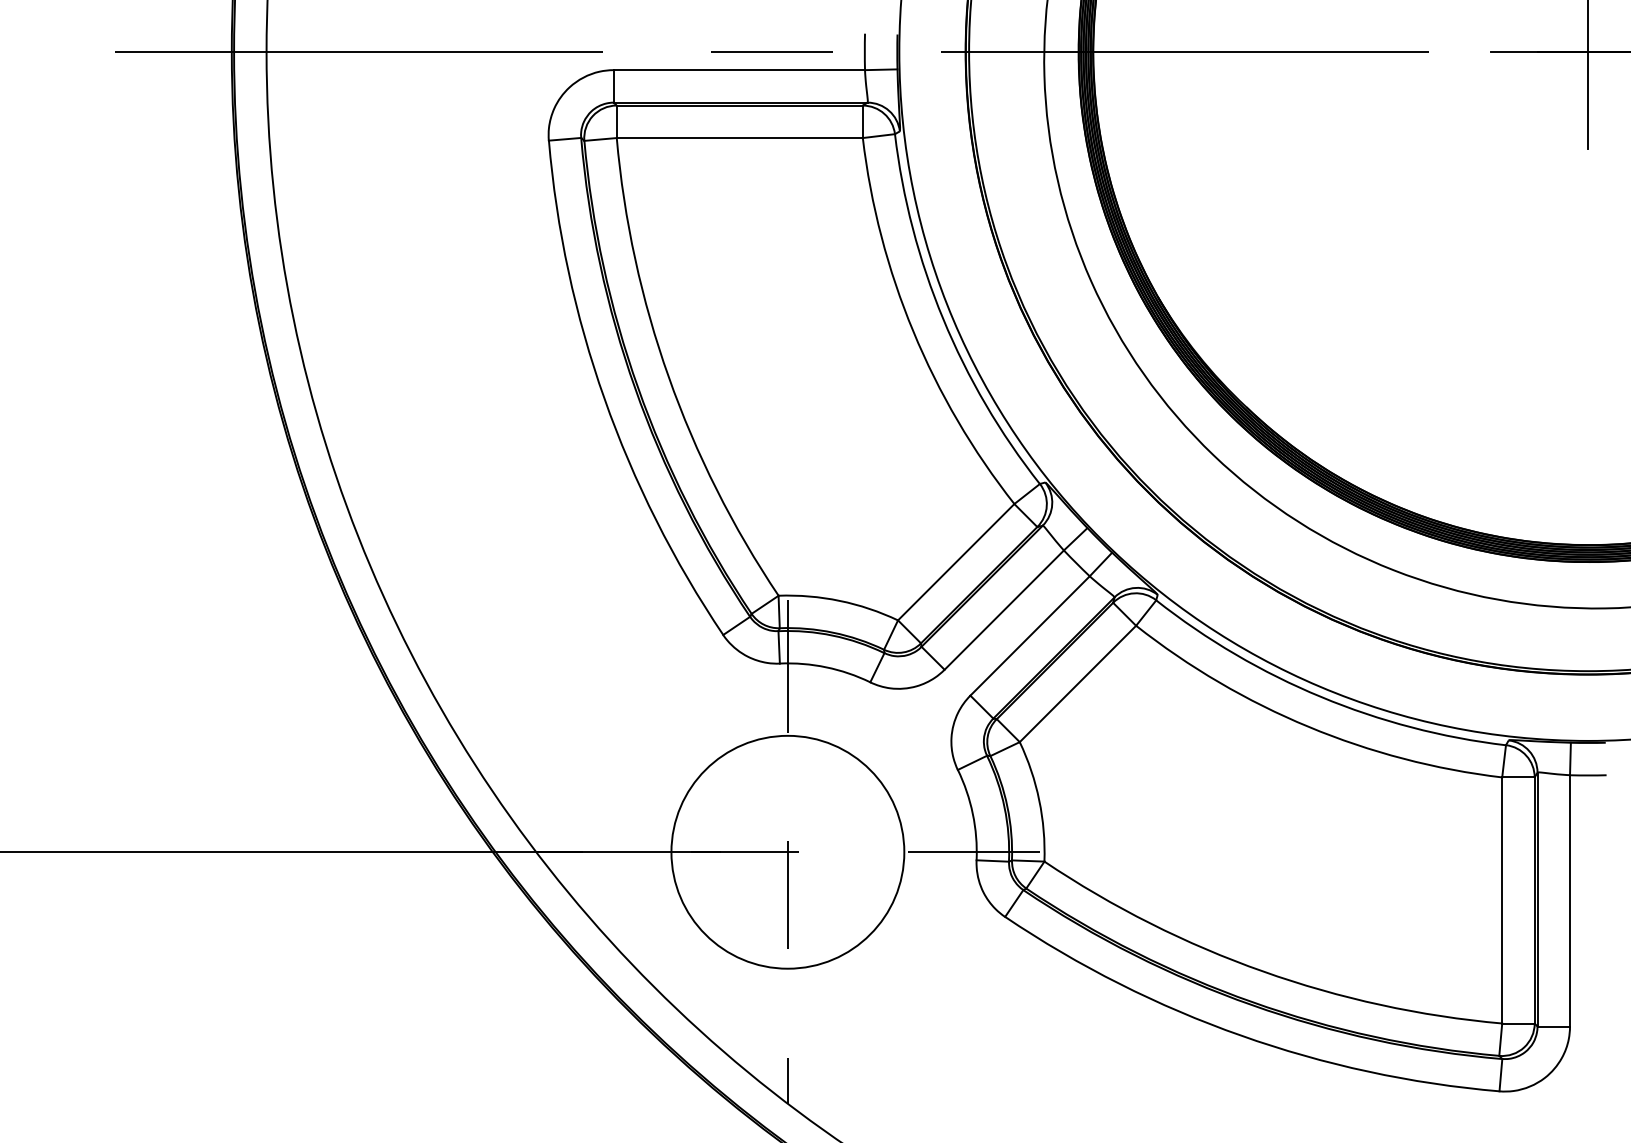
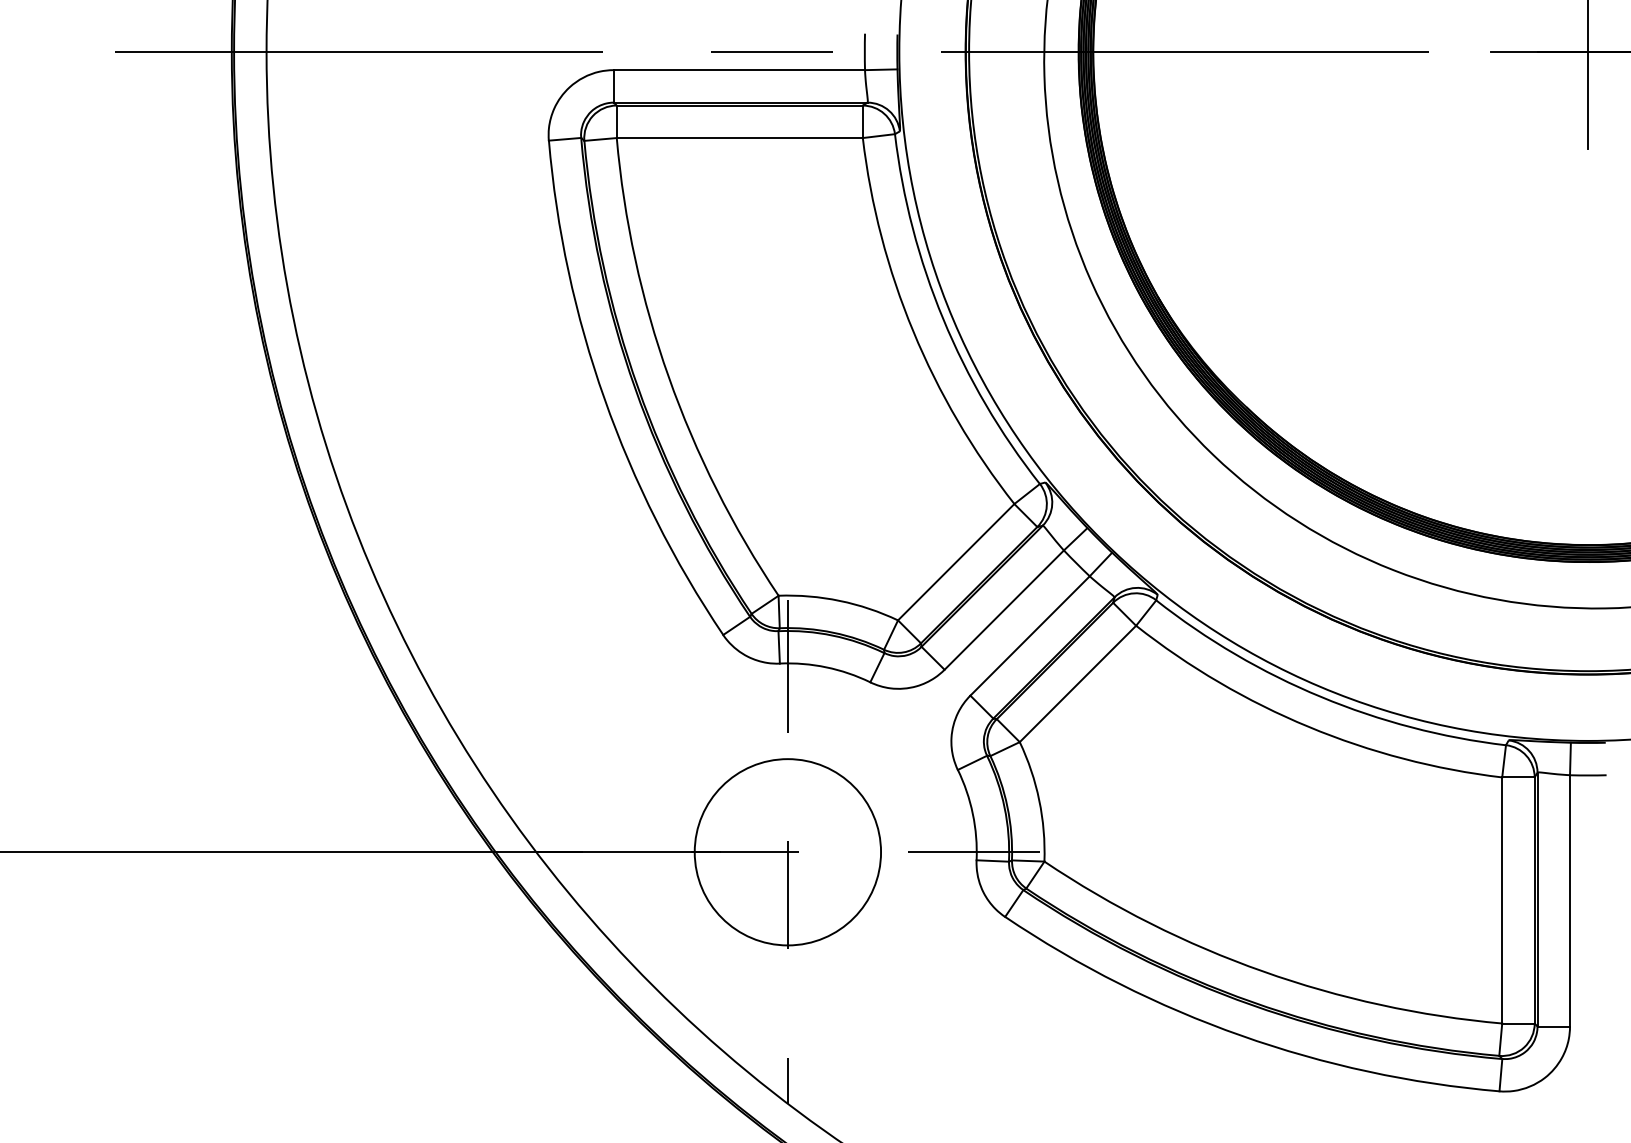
circle diameter: 233 px -> 186 px (787, 852)
